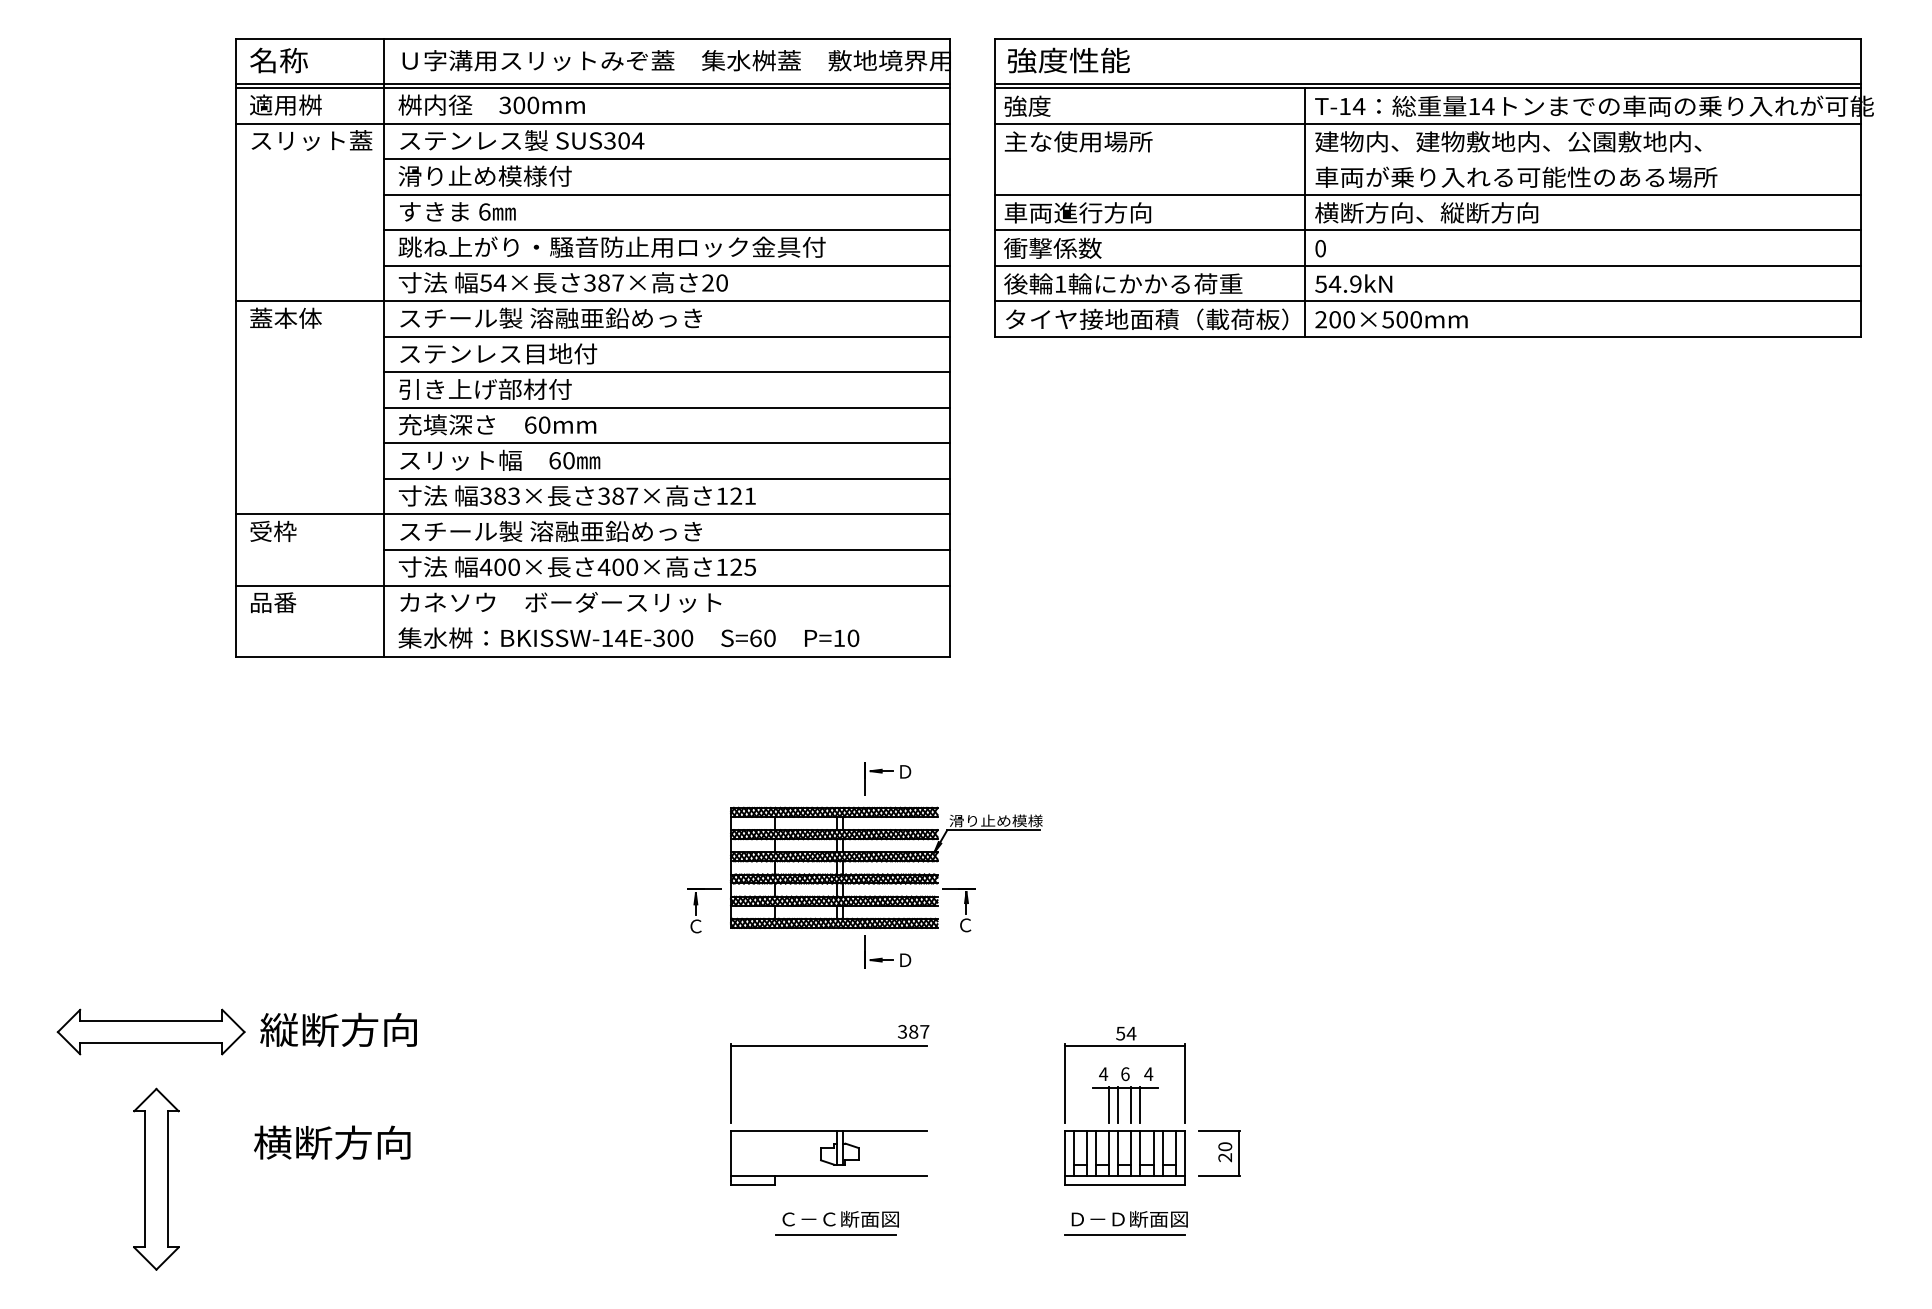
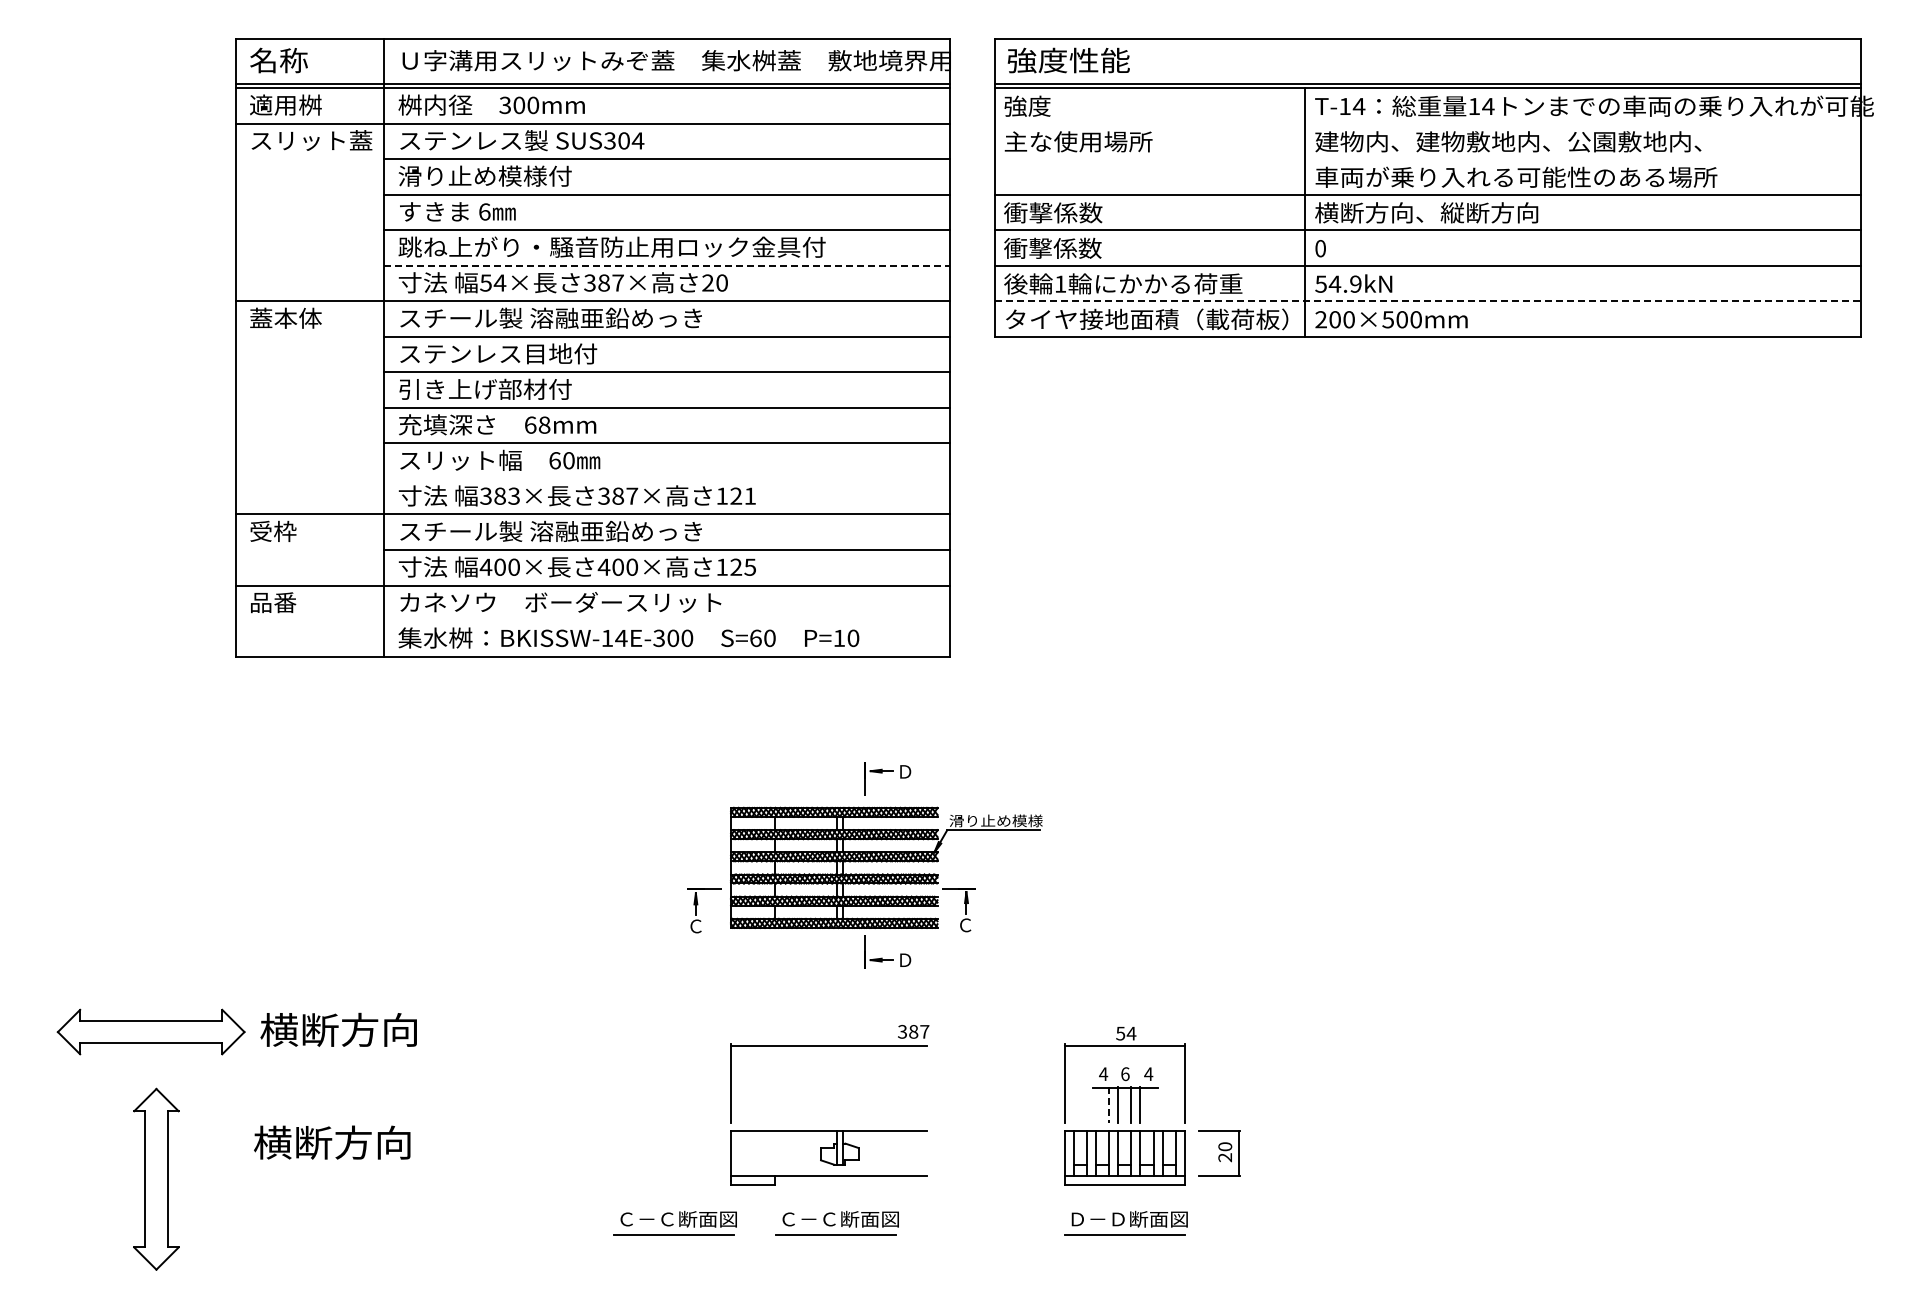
line: present -> none (1427, 123)
text: 車両進行方向 -> 衝撃係数 (1077, 212)
line: solid -> dashed (667, 265)
line: solid -> dashed (1428, 301)
text: 60mm -> 68mm (544, 425)
line: present -> none (667, 478)
text: 縦断方向 -> 横断方向 (279, 1029)
line: solid -> dashed (1109, 1105)
part: none -> present (674, 1222)
